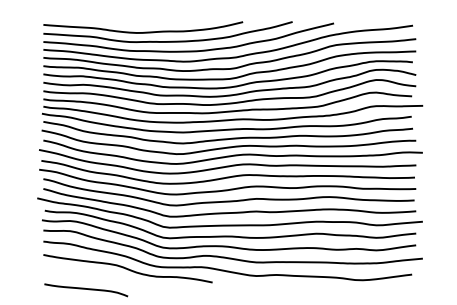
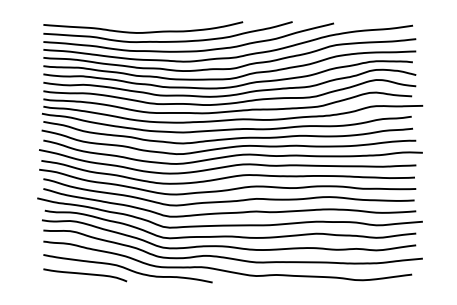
curve position: (86, 289) -> (85, 274) (85, 274)
